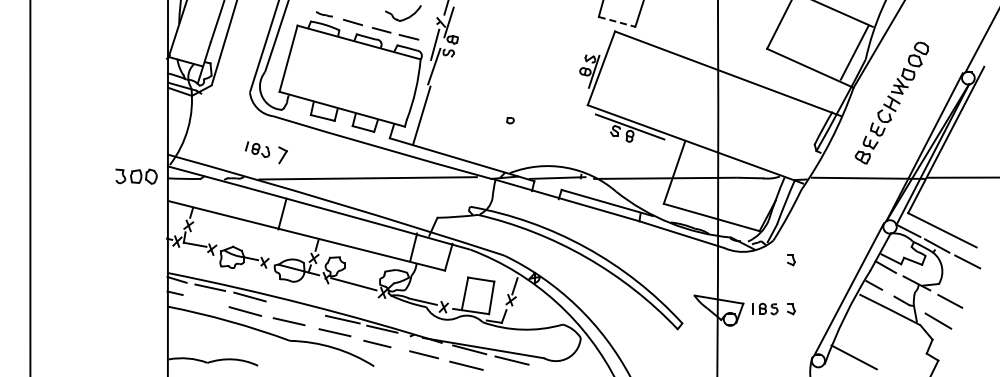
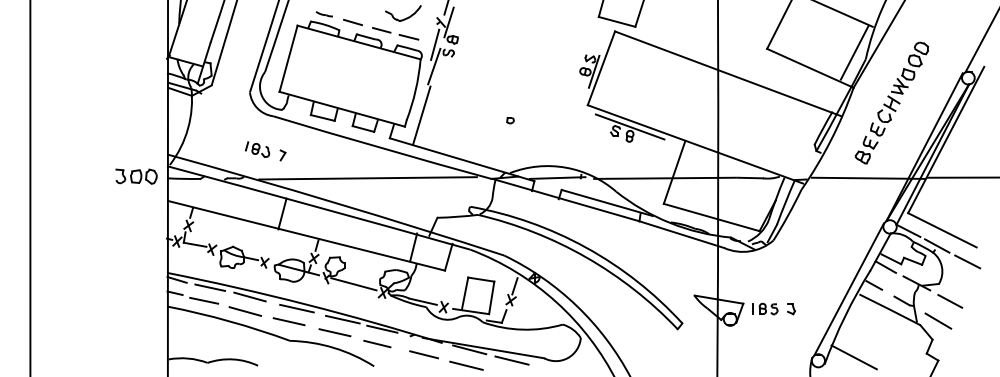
line: dashed -> solid (617, 21)
part size: 10x19 px -> 8x13 px (282, 155)
part: present -> none (791, 260)
line: none -> present (204, 300)
line: none -> present (296, 308)
